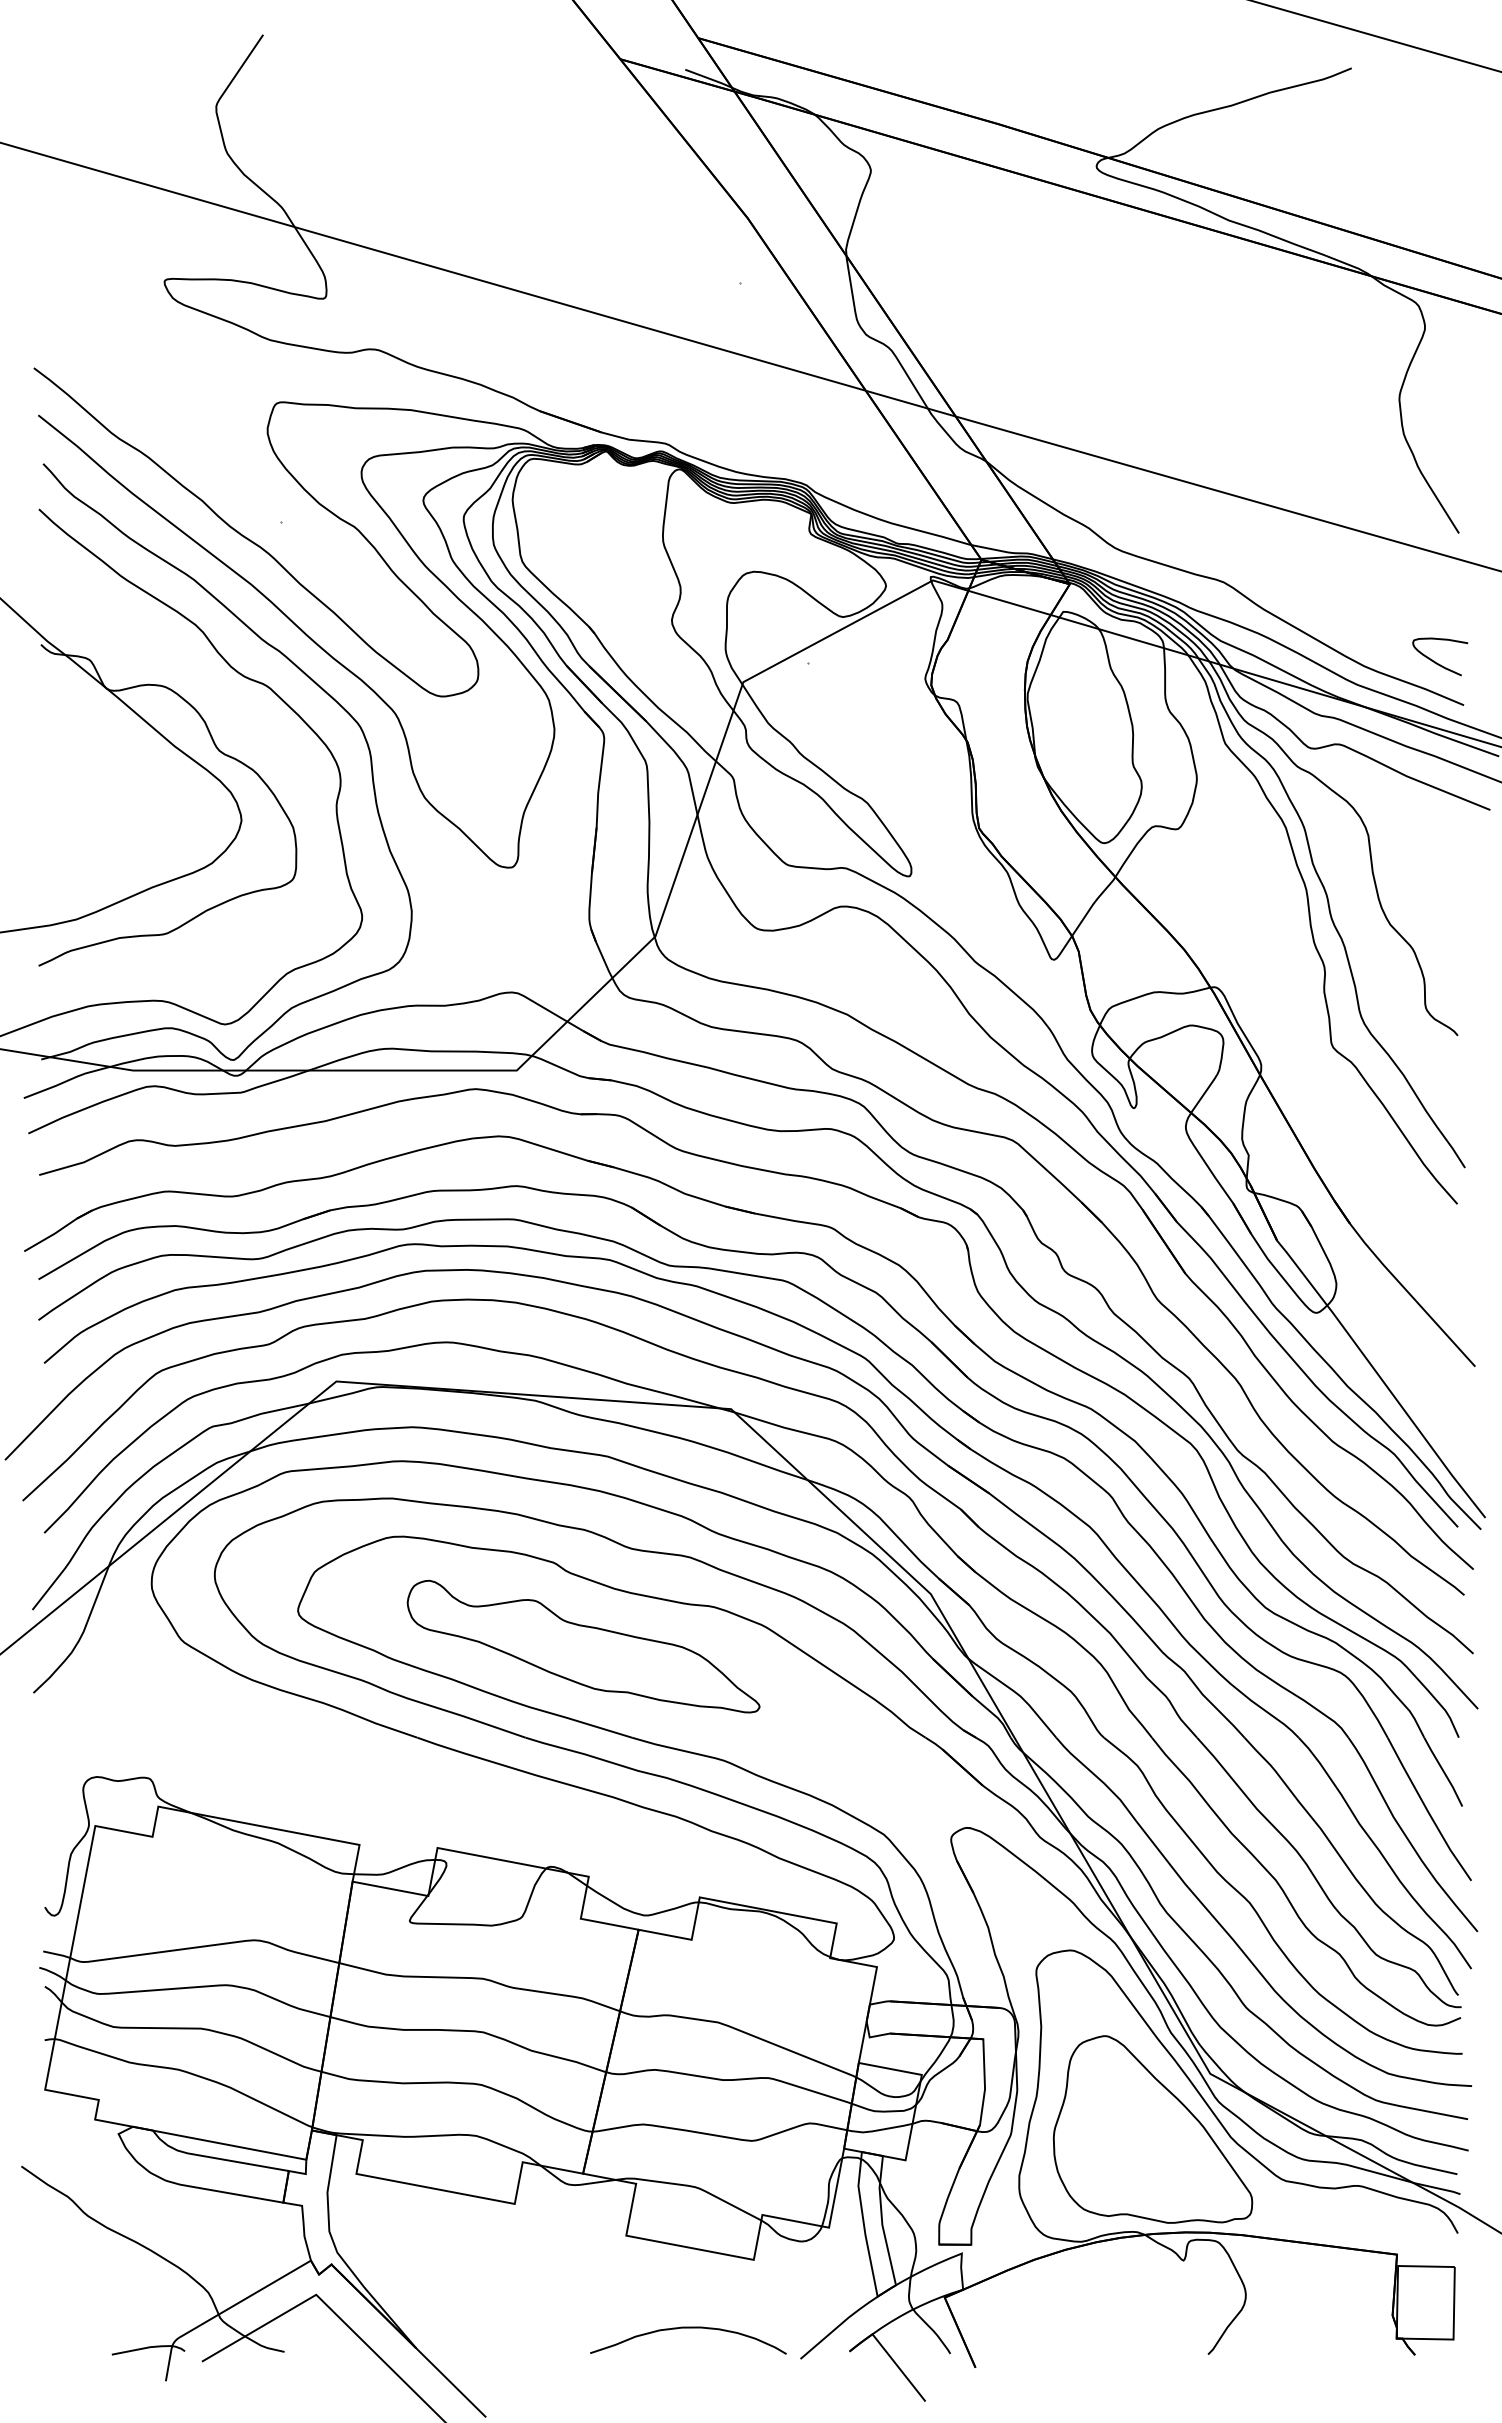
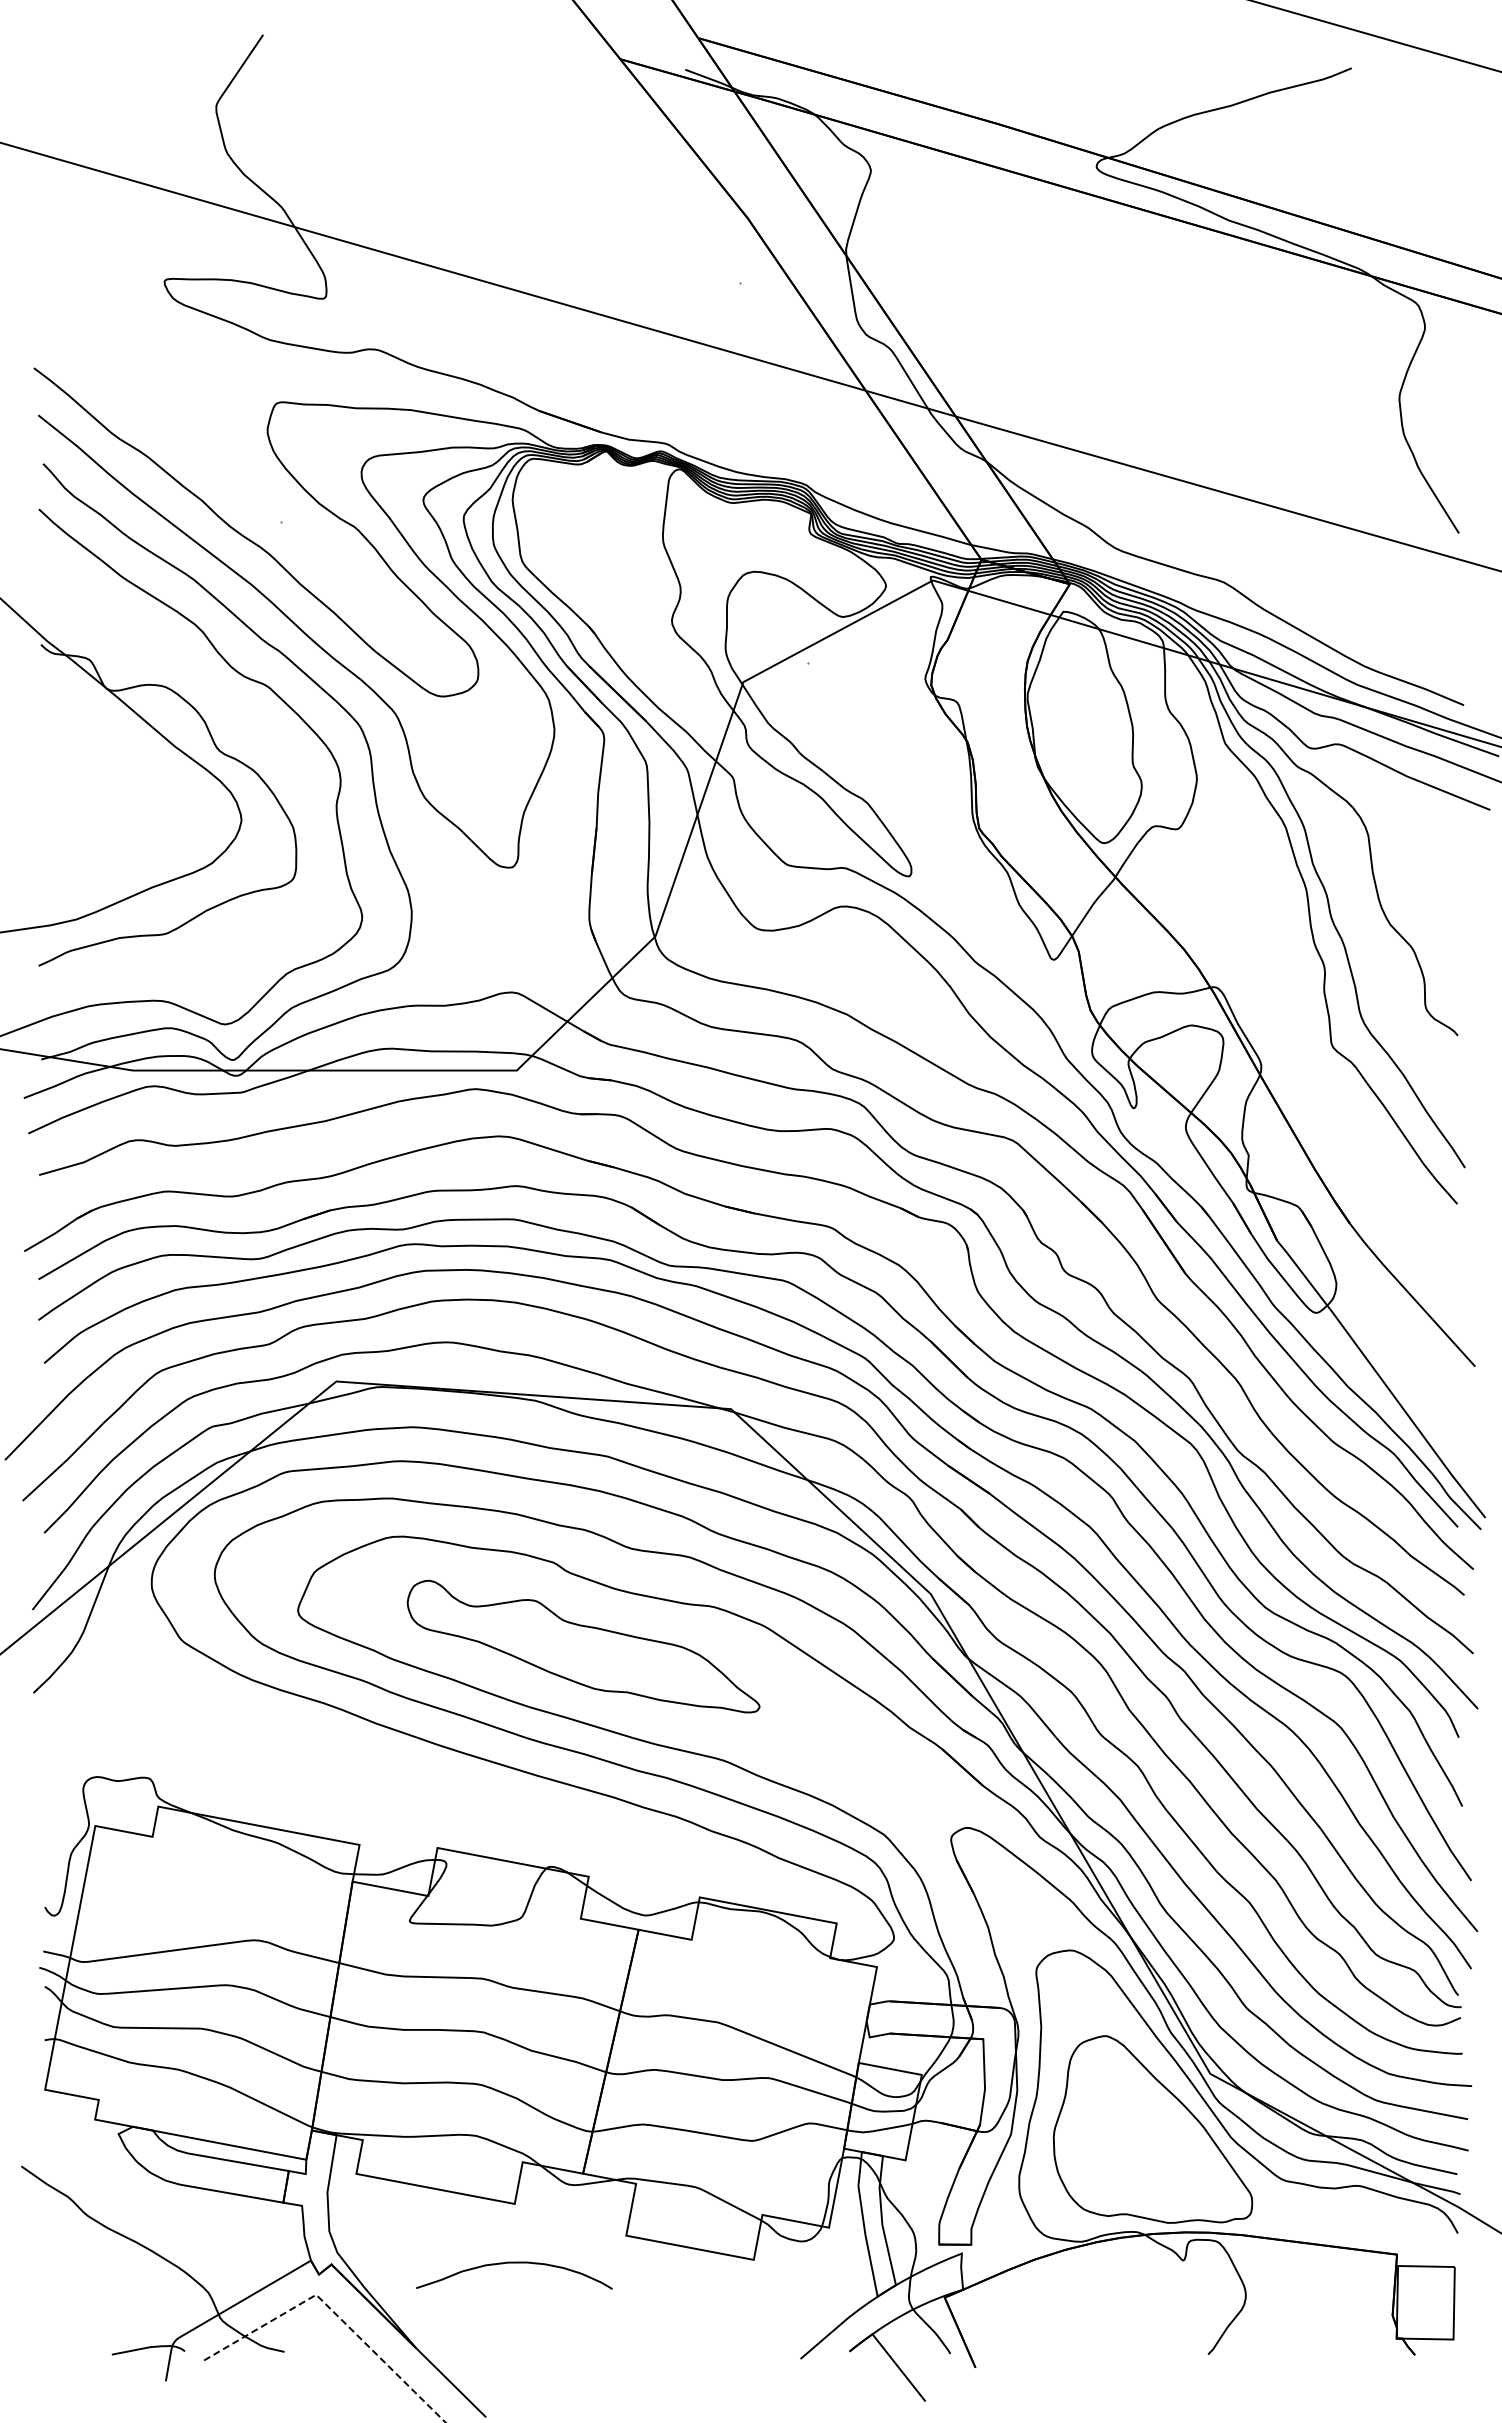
curve: present -> none (1437, 662)
line: solid -> dashed (333, 2311)
curve position: (688, 2328) -> (514, 2263) (514, 2263)
